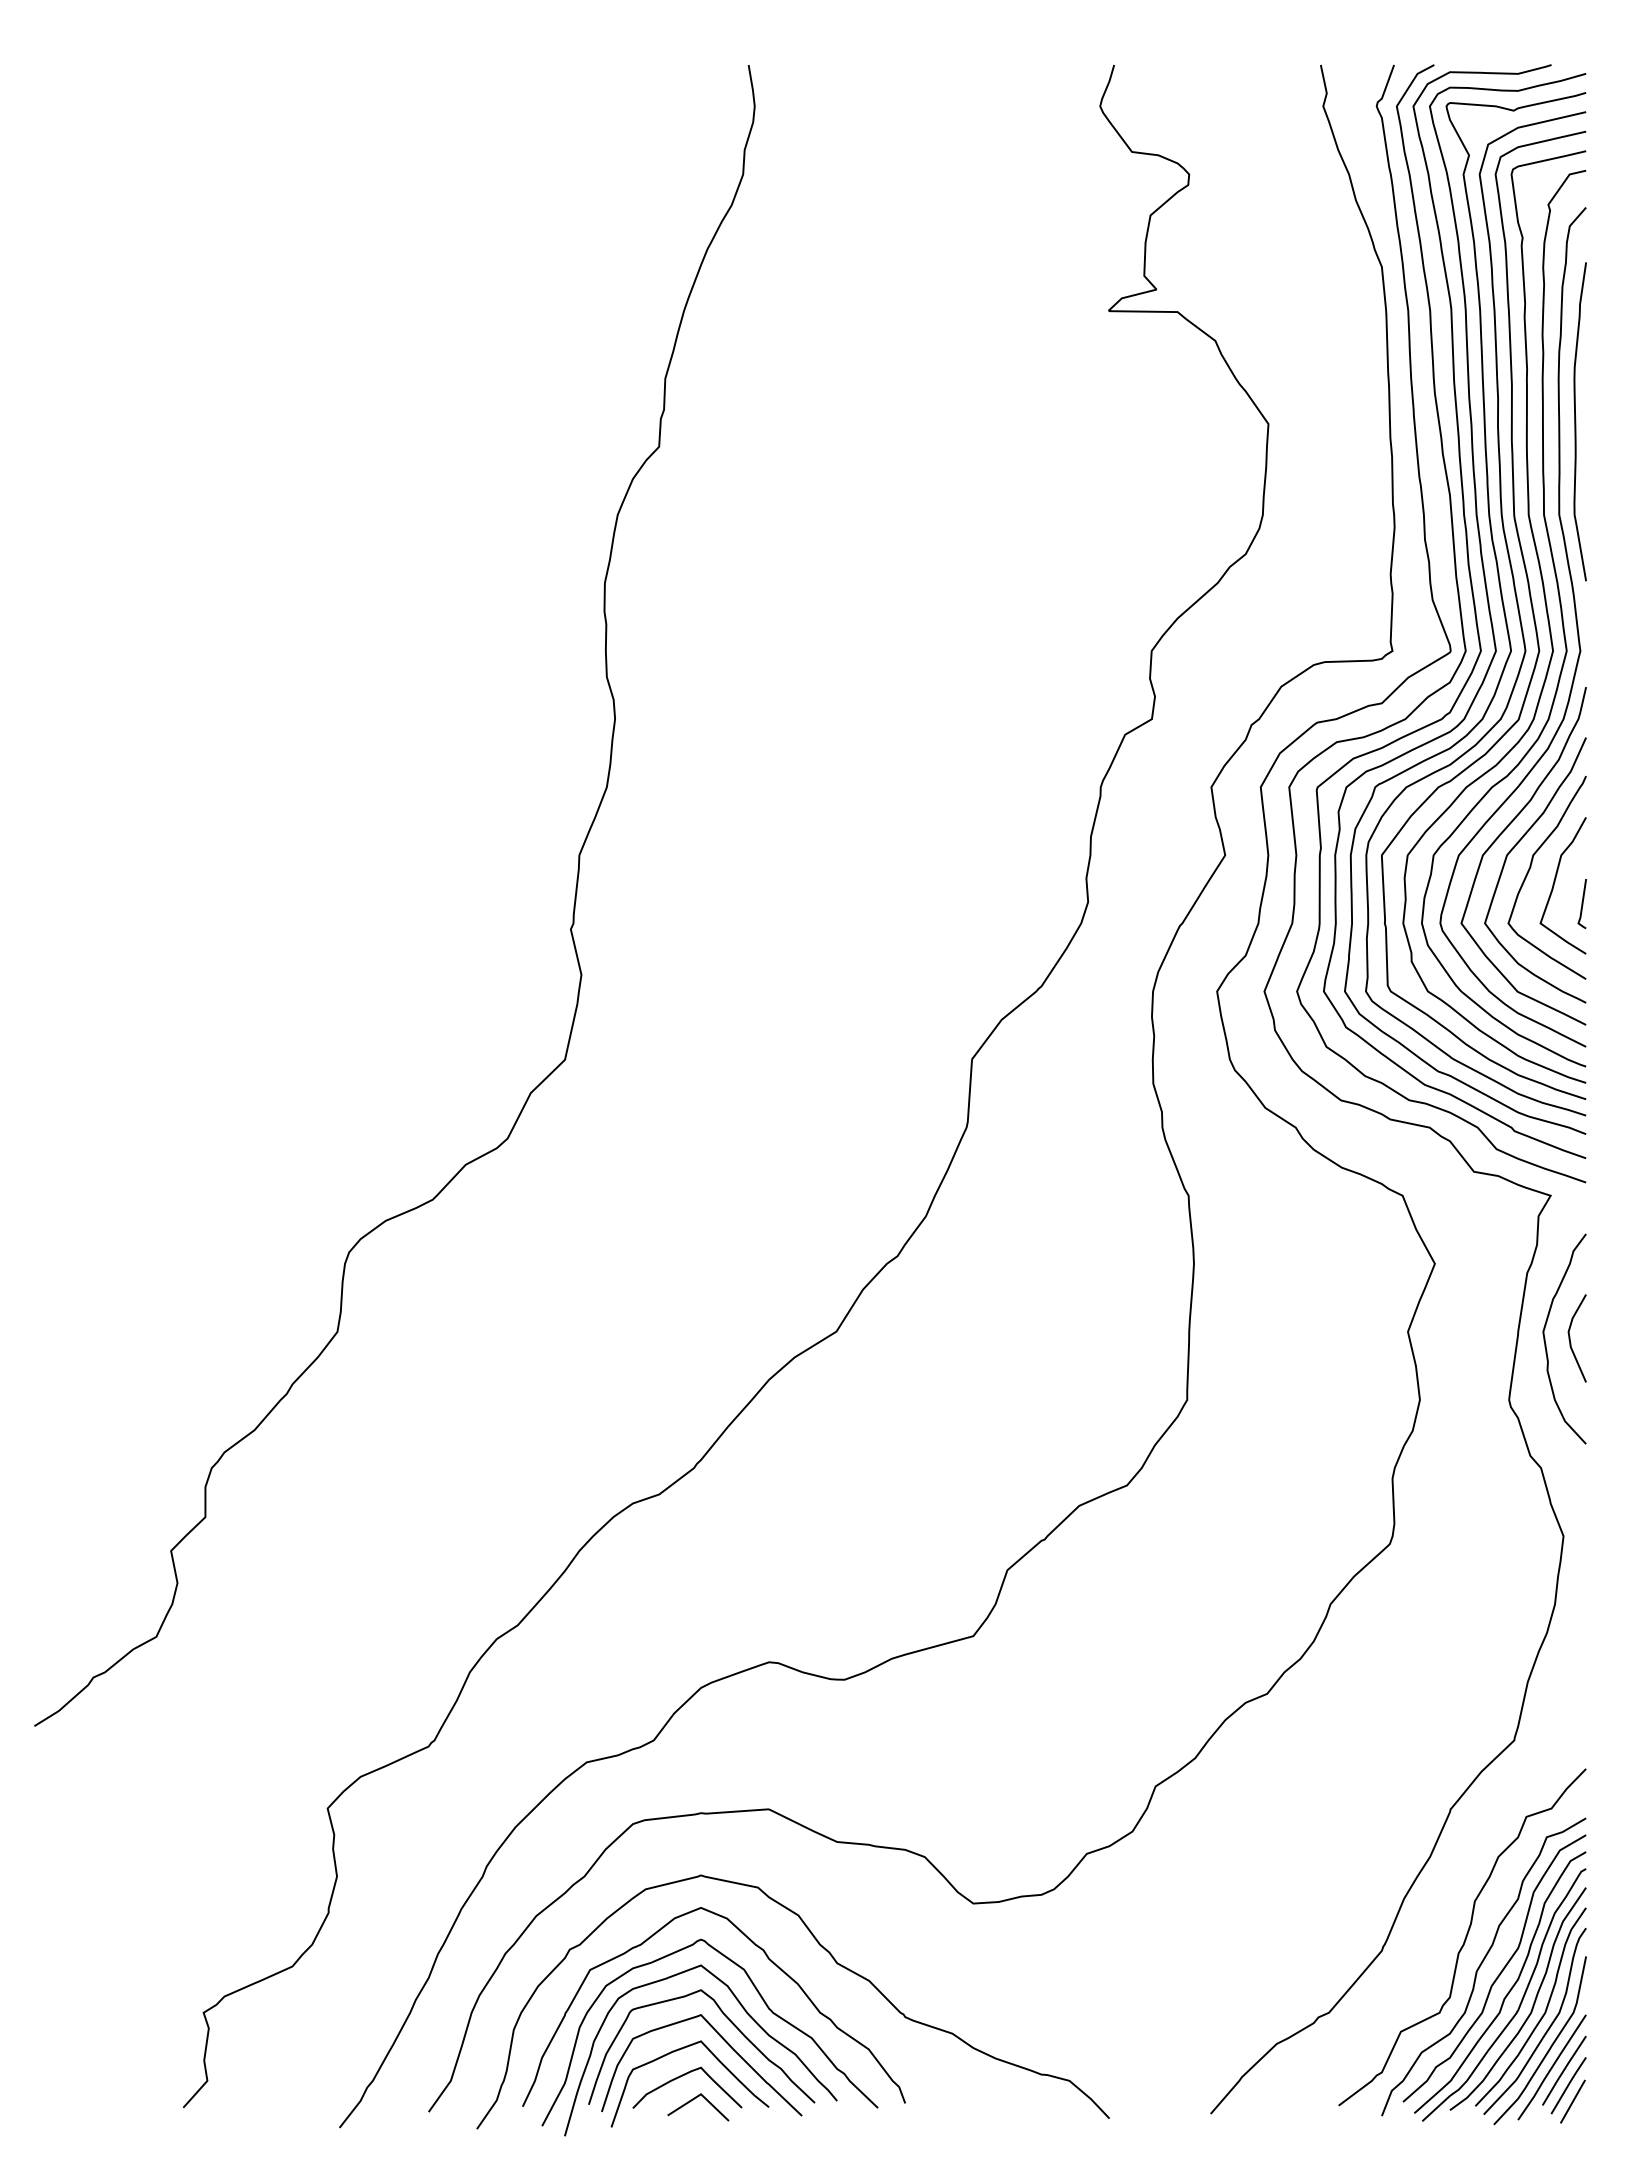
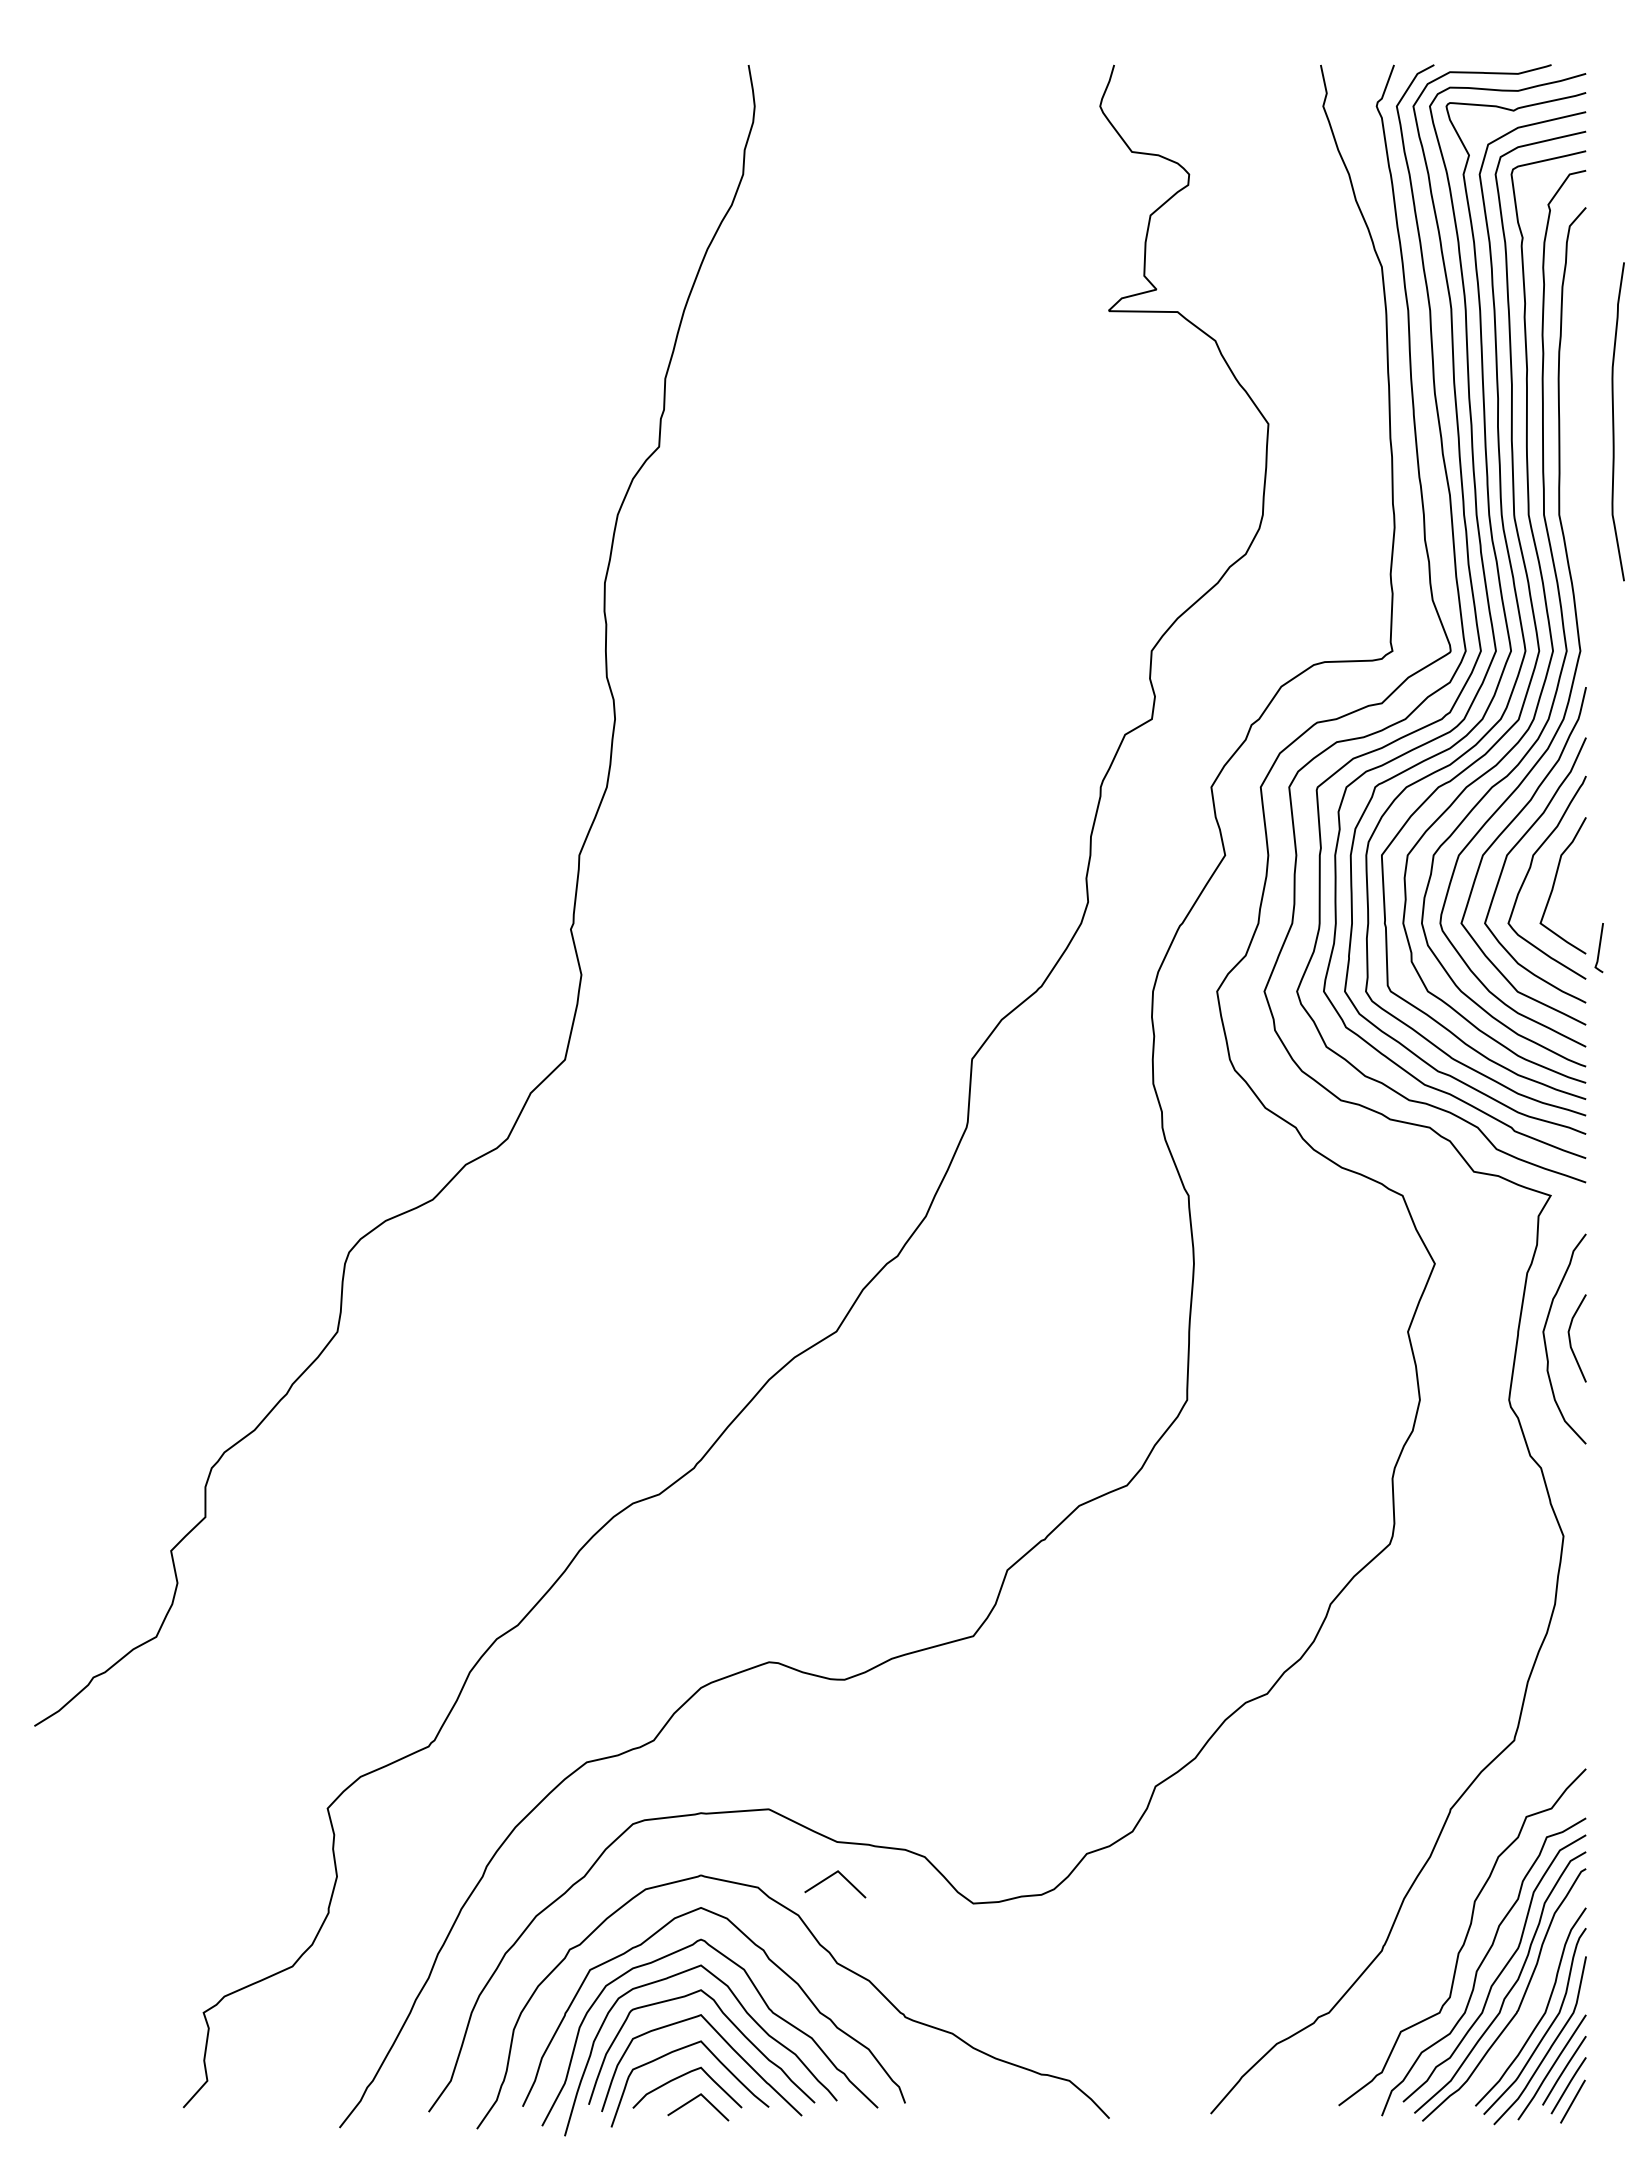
curve position: (1576, 421) -> (1614, 421) (1614, 421)
line position: (1581, 904) -> (1598, 948) (1598, 948)
line: none -> present (830, 1877)
curve: present -> none (1533, 2002)
